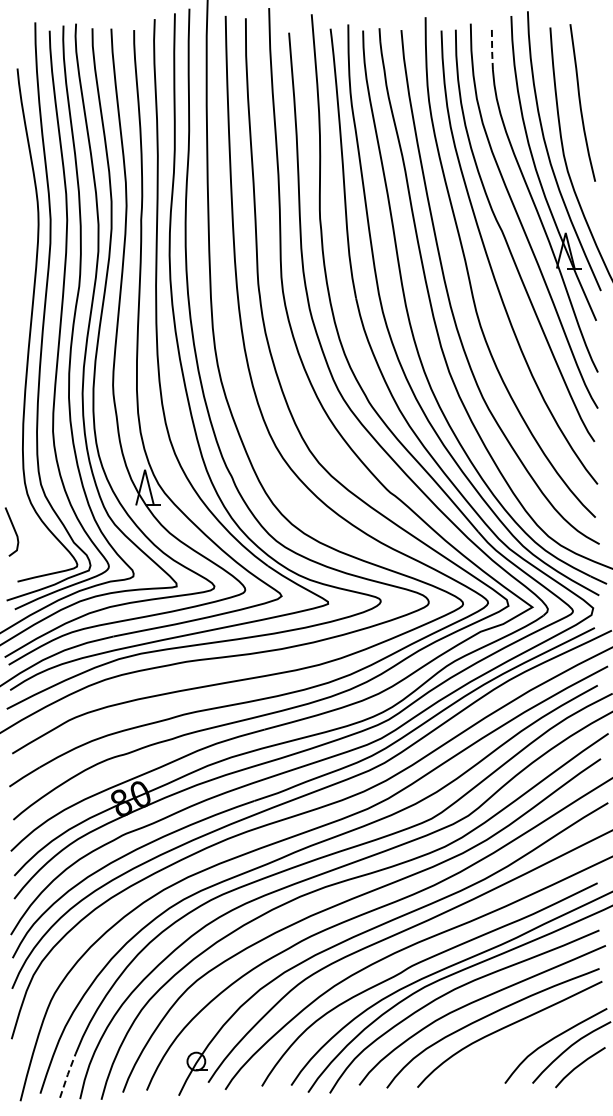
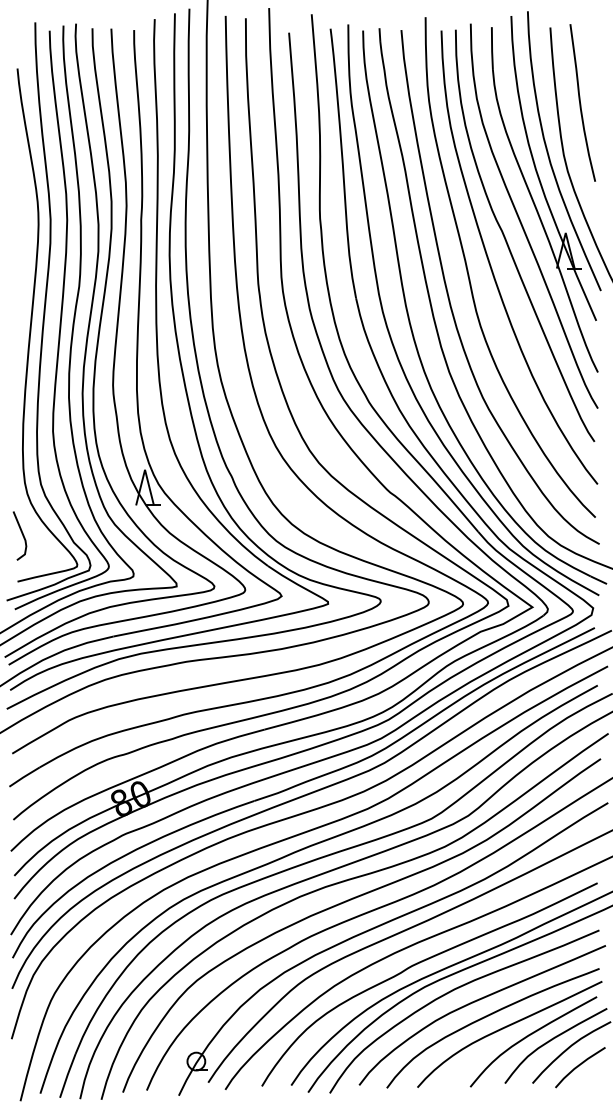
line: dashed -> solid (492, 48)
line position: (13, 529) -> (21, 533) (21, 533)
curve: none -> present (529, 1036)
line: dashed -> solid (67, 1074)
